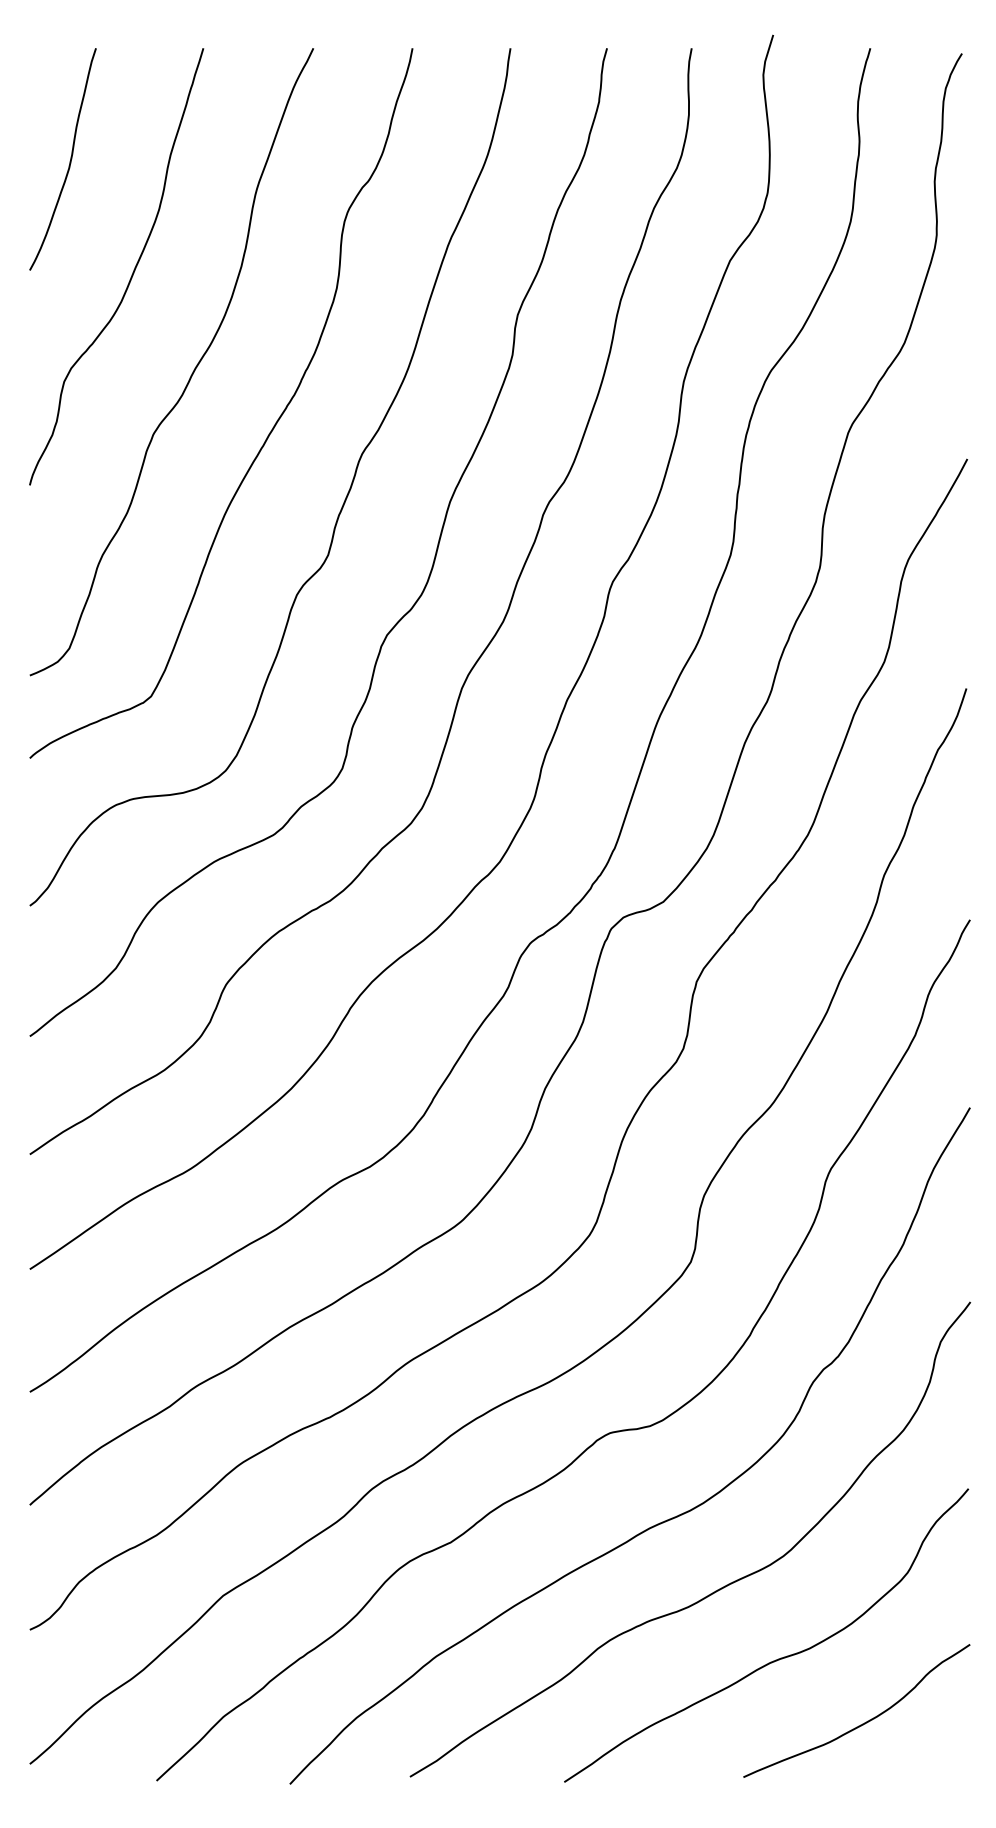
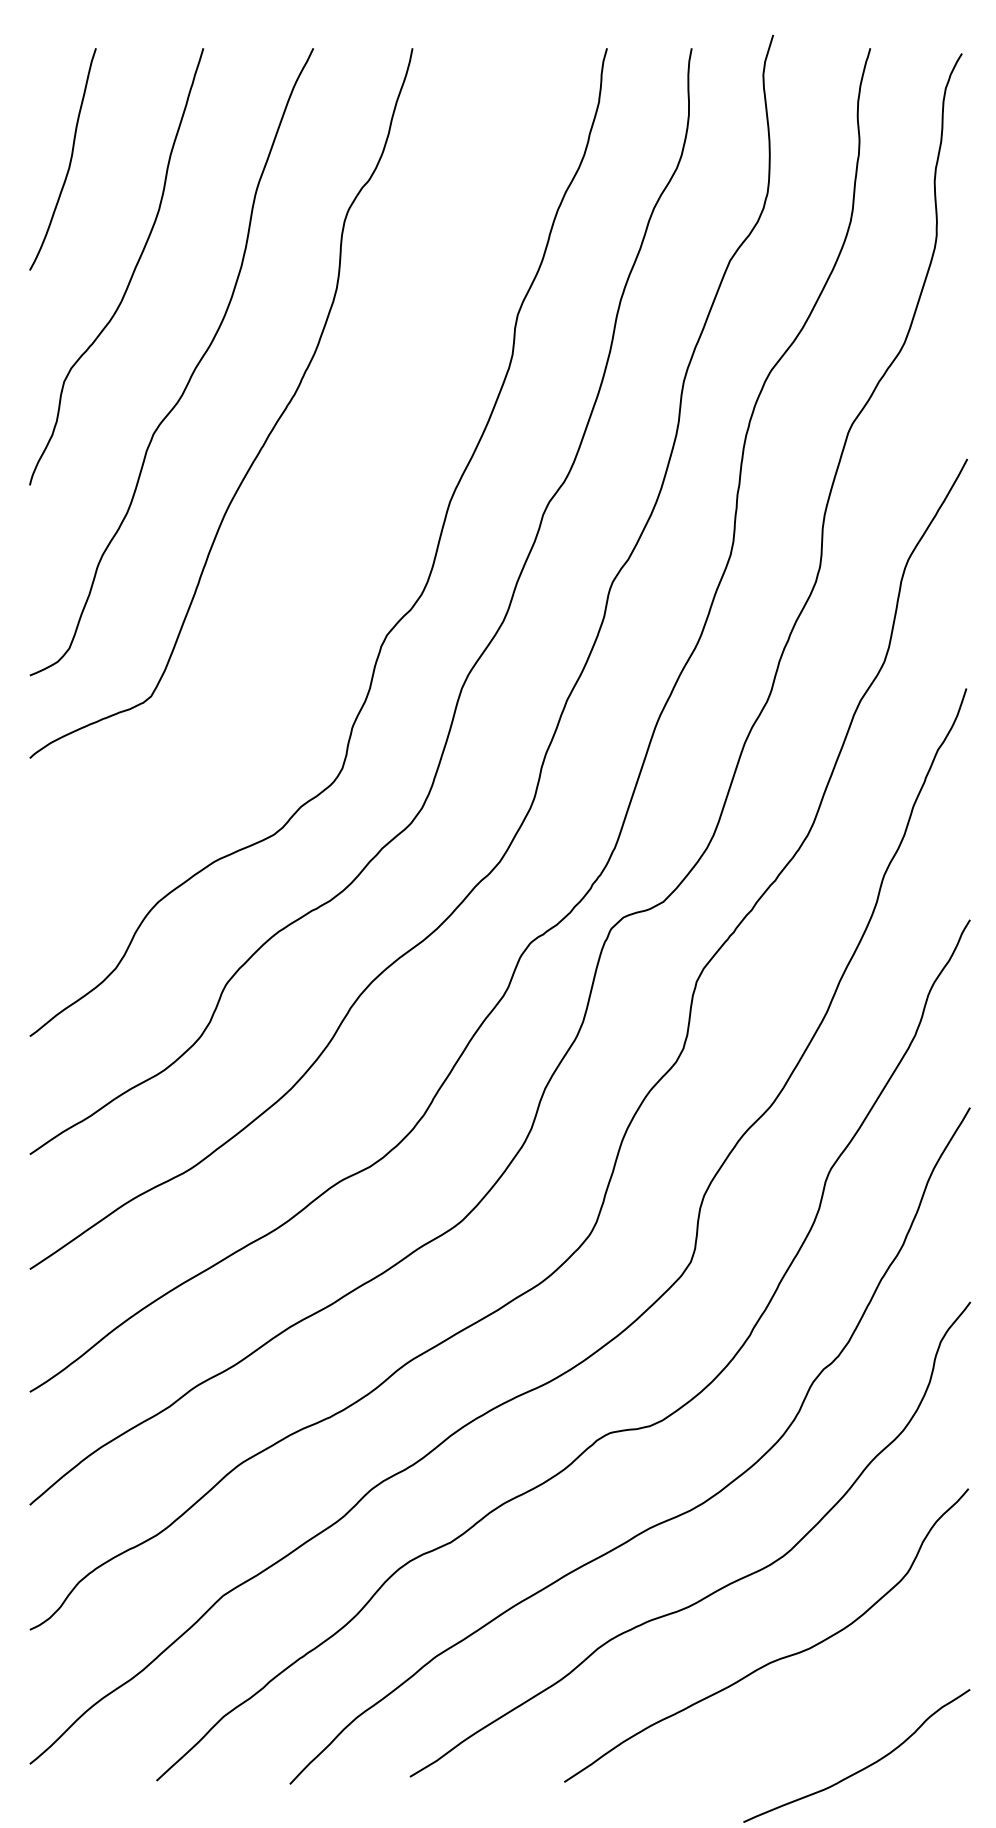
curve: present -> none (341, 506)
curve position: (862, 1723) -> (862, 1768) (862, 1768)
